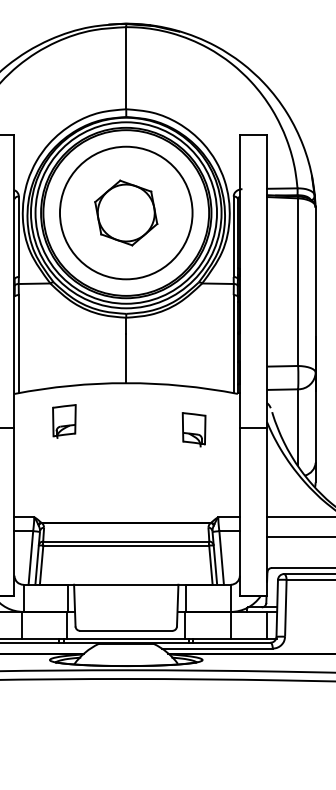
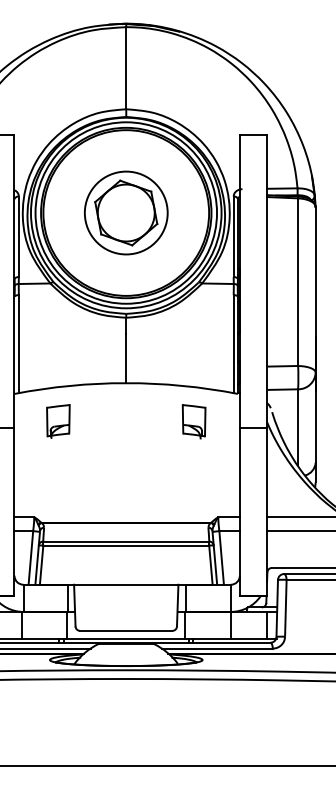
circle diameter: 133 px -> 83 px (125, 212)
part position: (64, 421) -> (58, 421) (58, 421)
part position: (193, 429) -> (193, 421) (193, 421)
line position: (299, 537) -> (299, 531) (299, 531)
line: none -> present (46, 648)
line: none -> present (167, 766)
